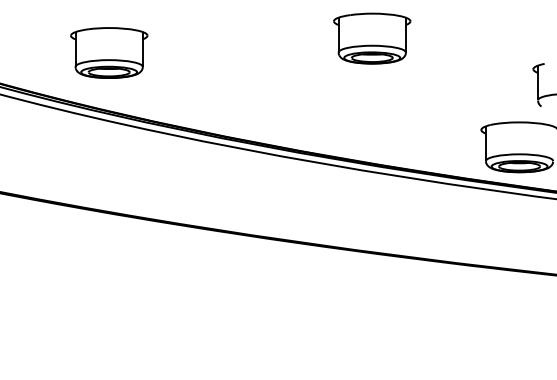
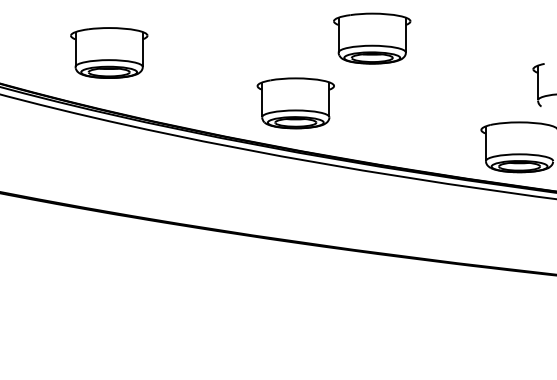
part: none -> present (295, 103)
